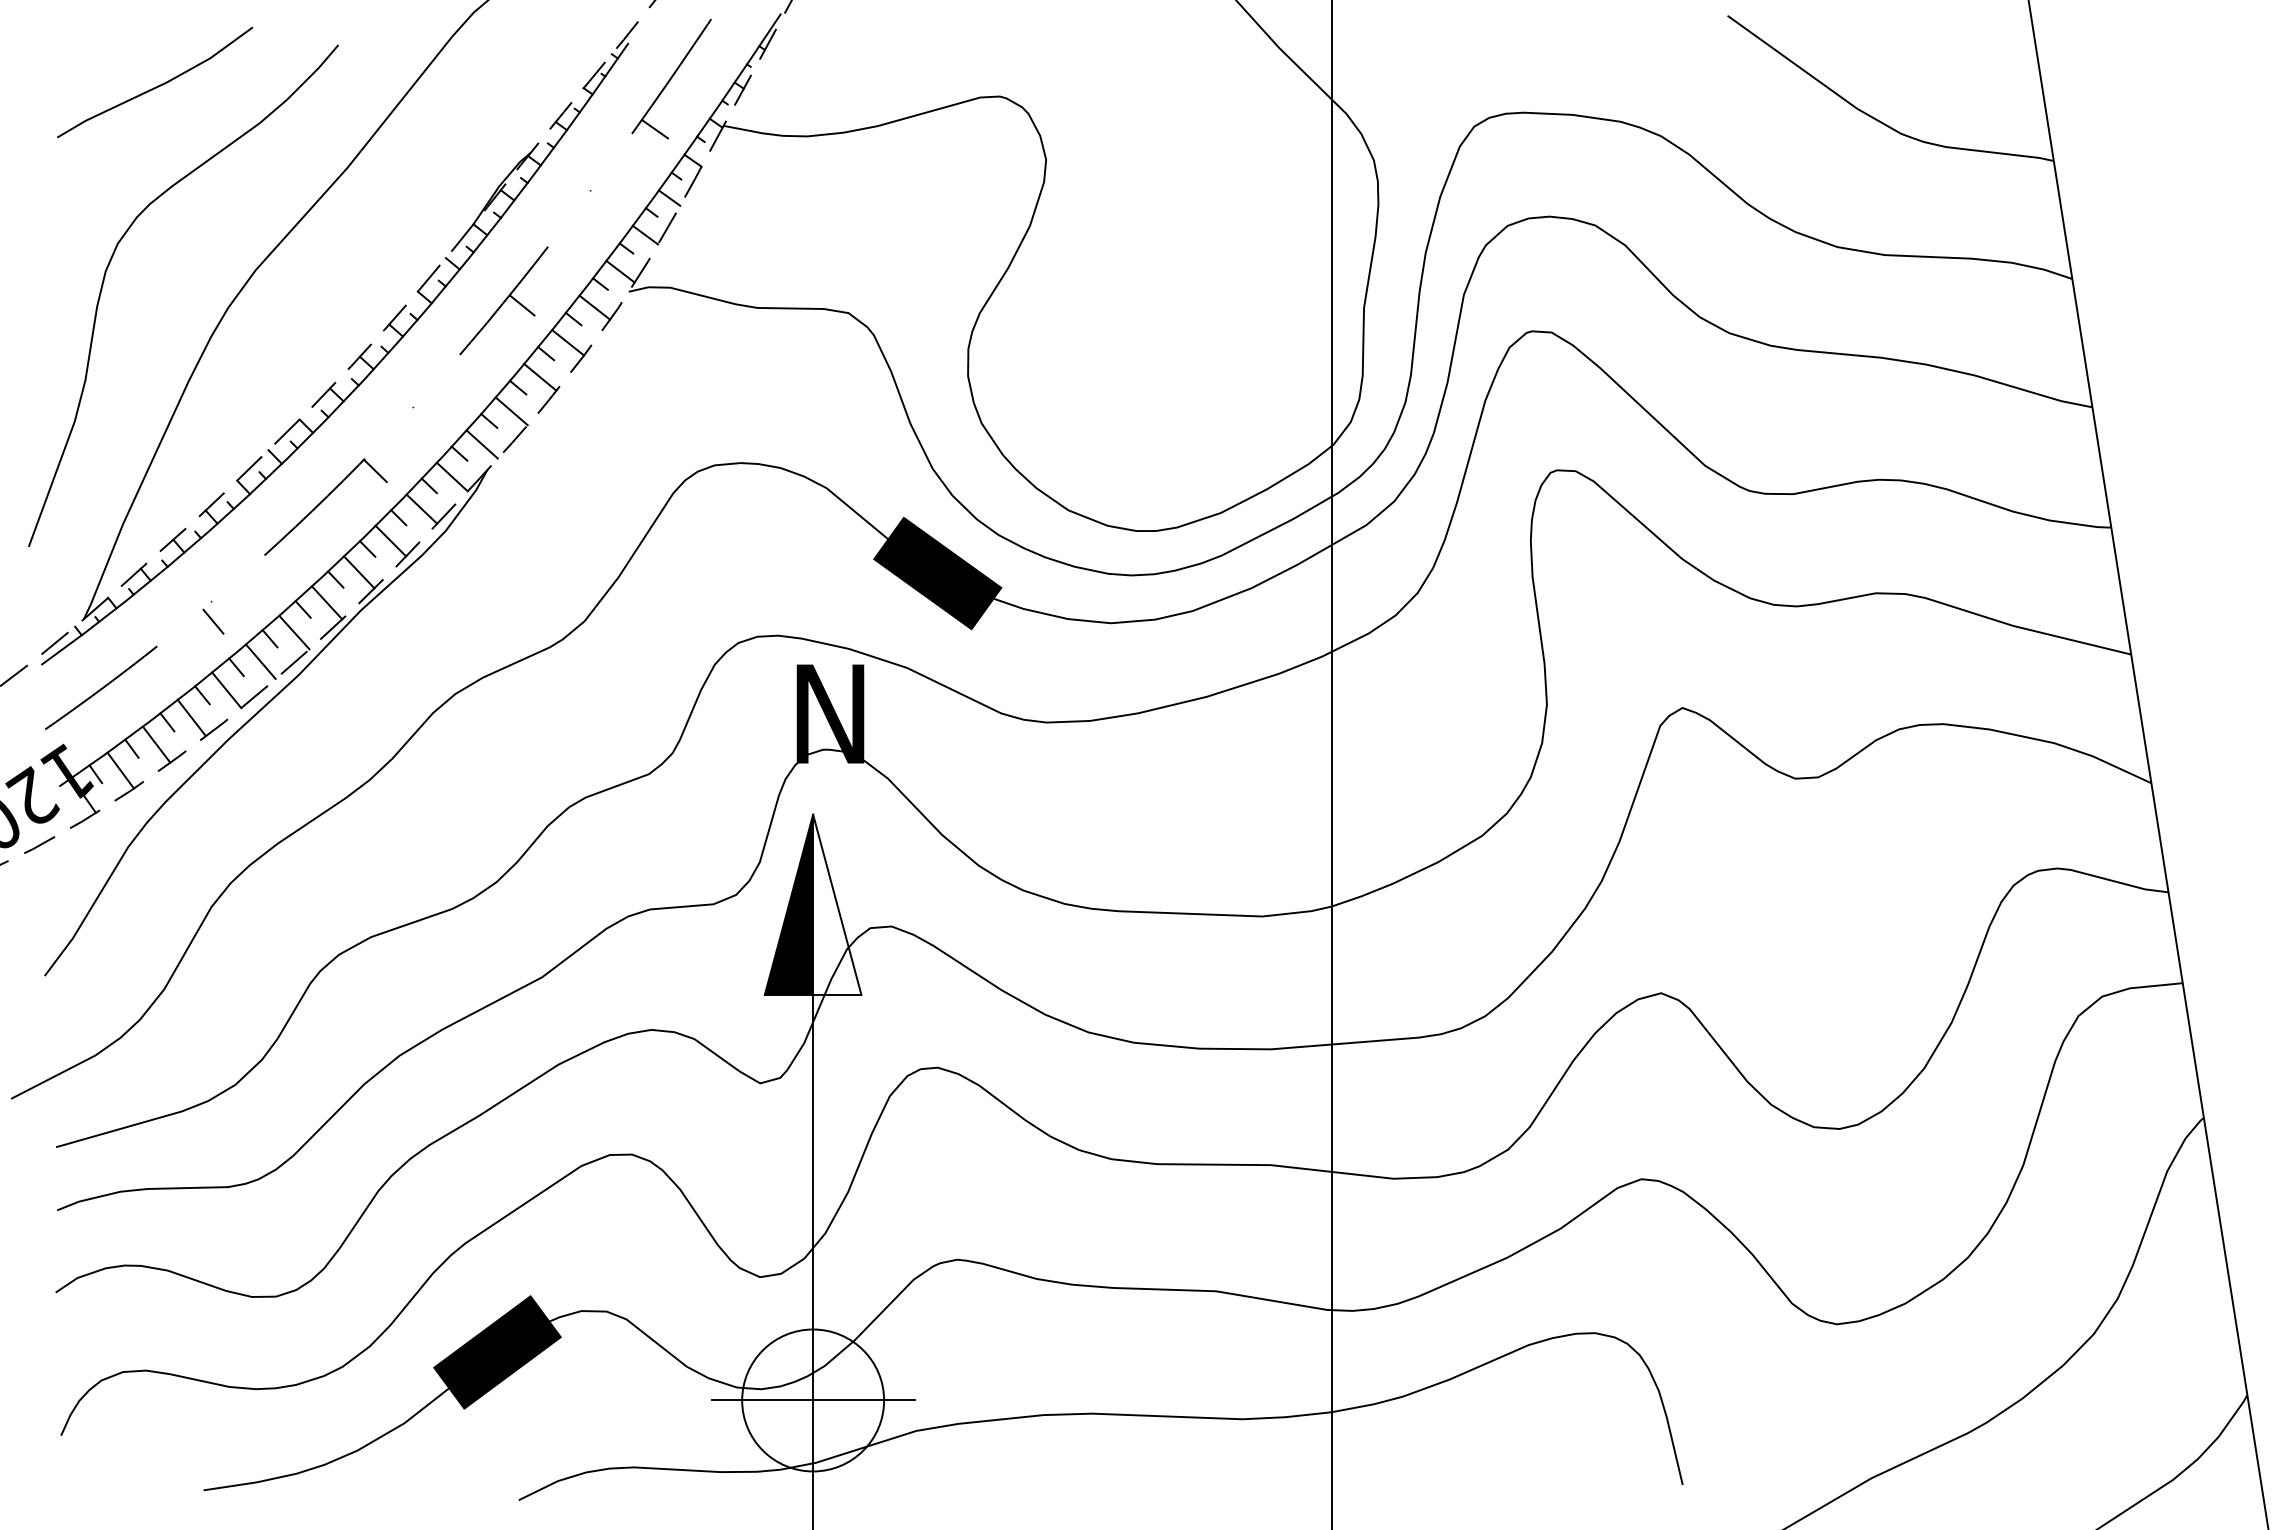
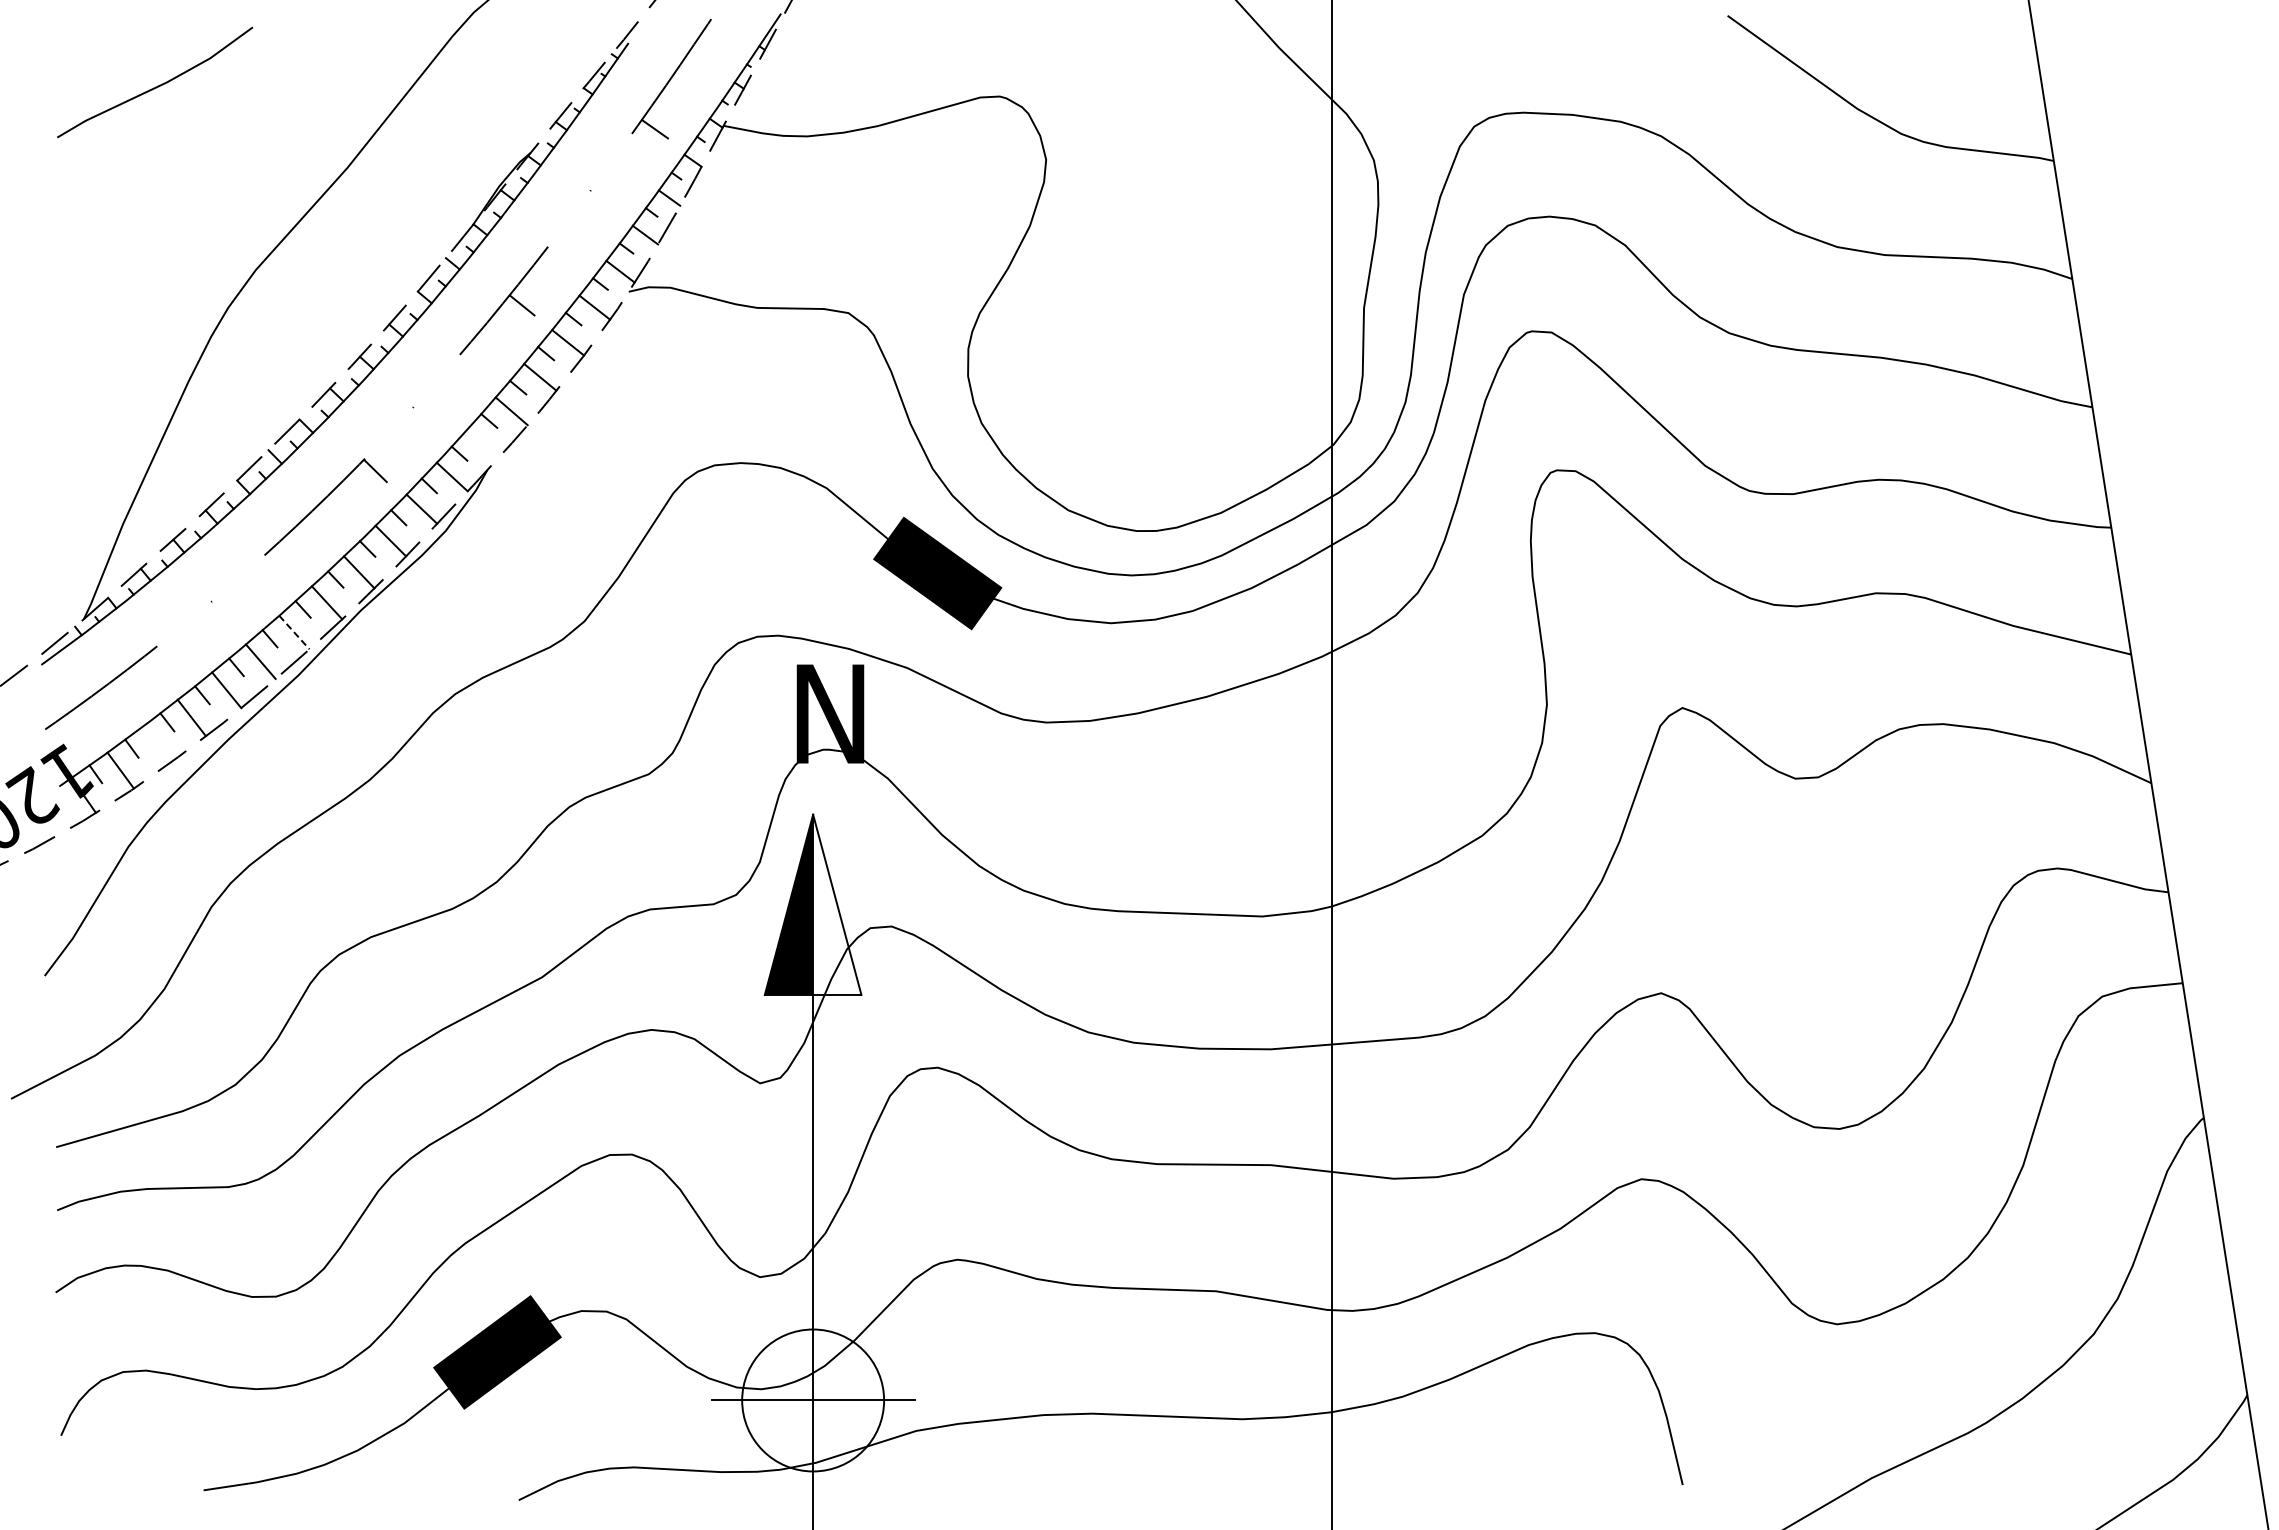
curve: present -> none (110, 263)
line: present -> none (481, 444)
line: present -> none (213, 621)
line: solid -> dashed (294, 632)
line: present -> none (156, 744)
